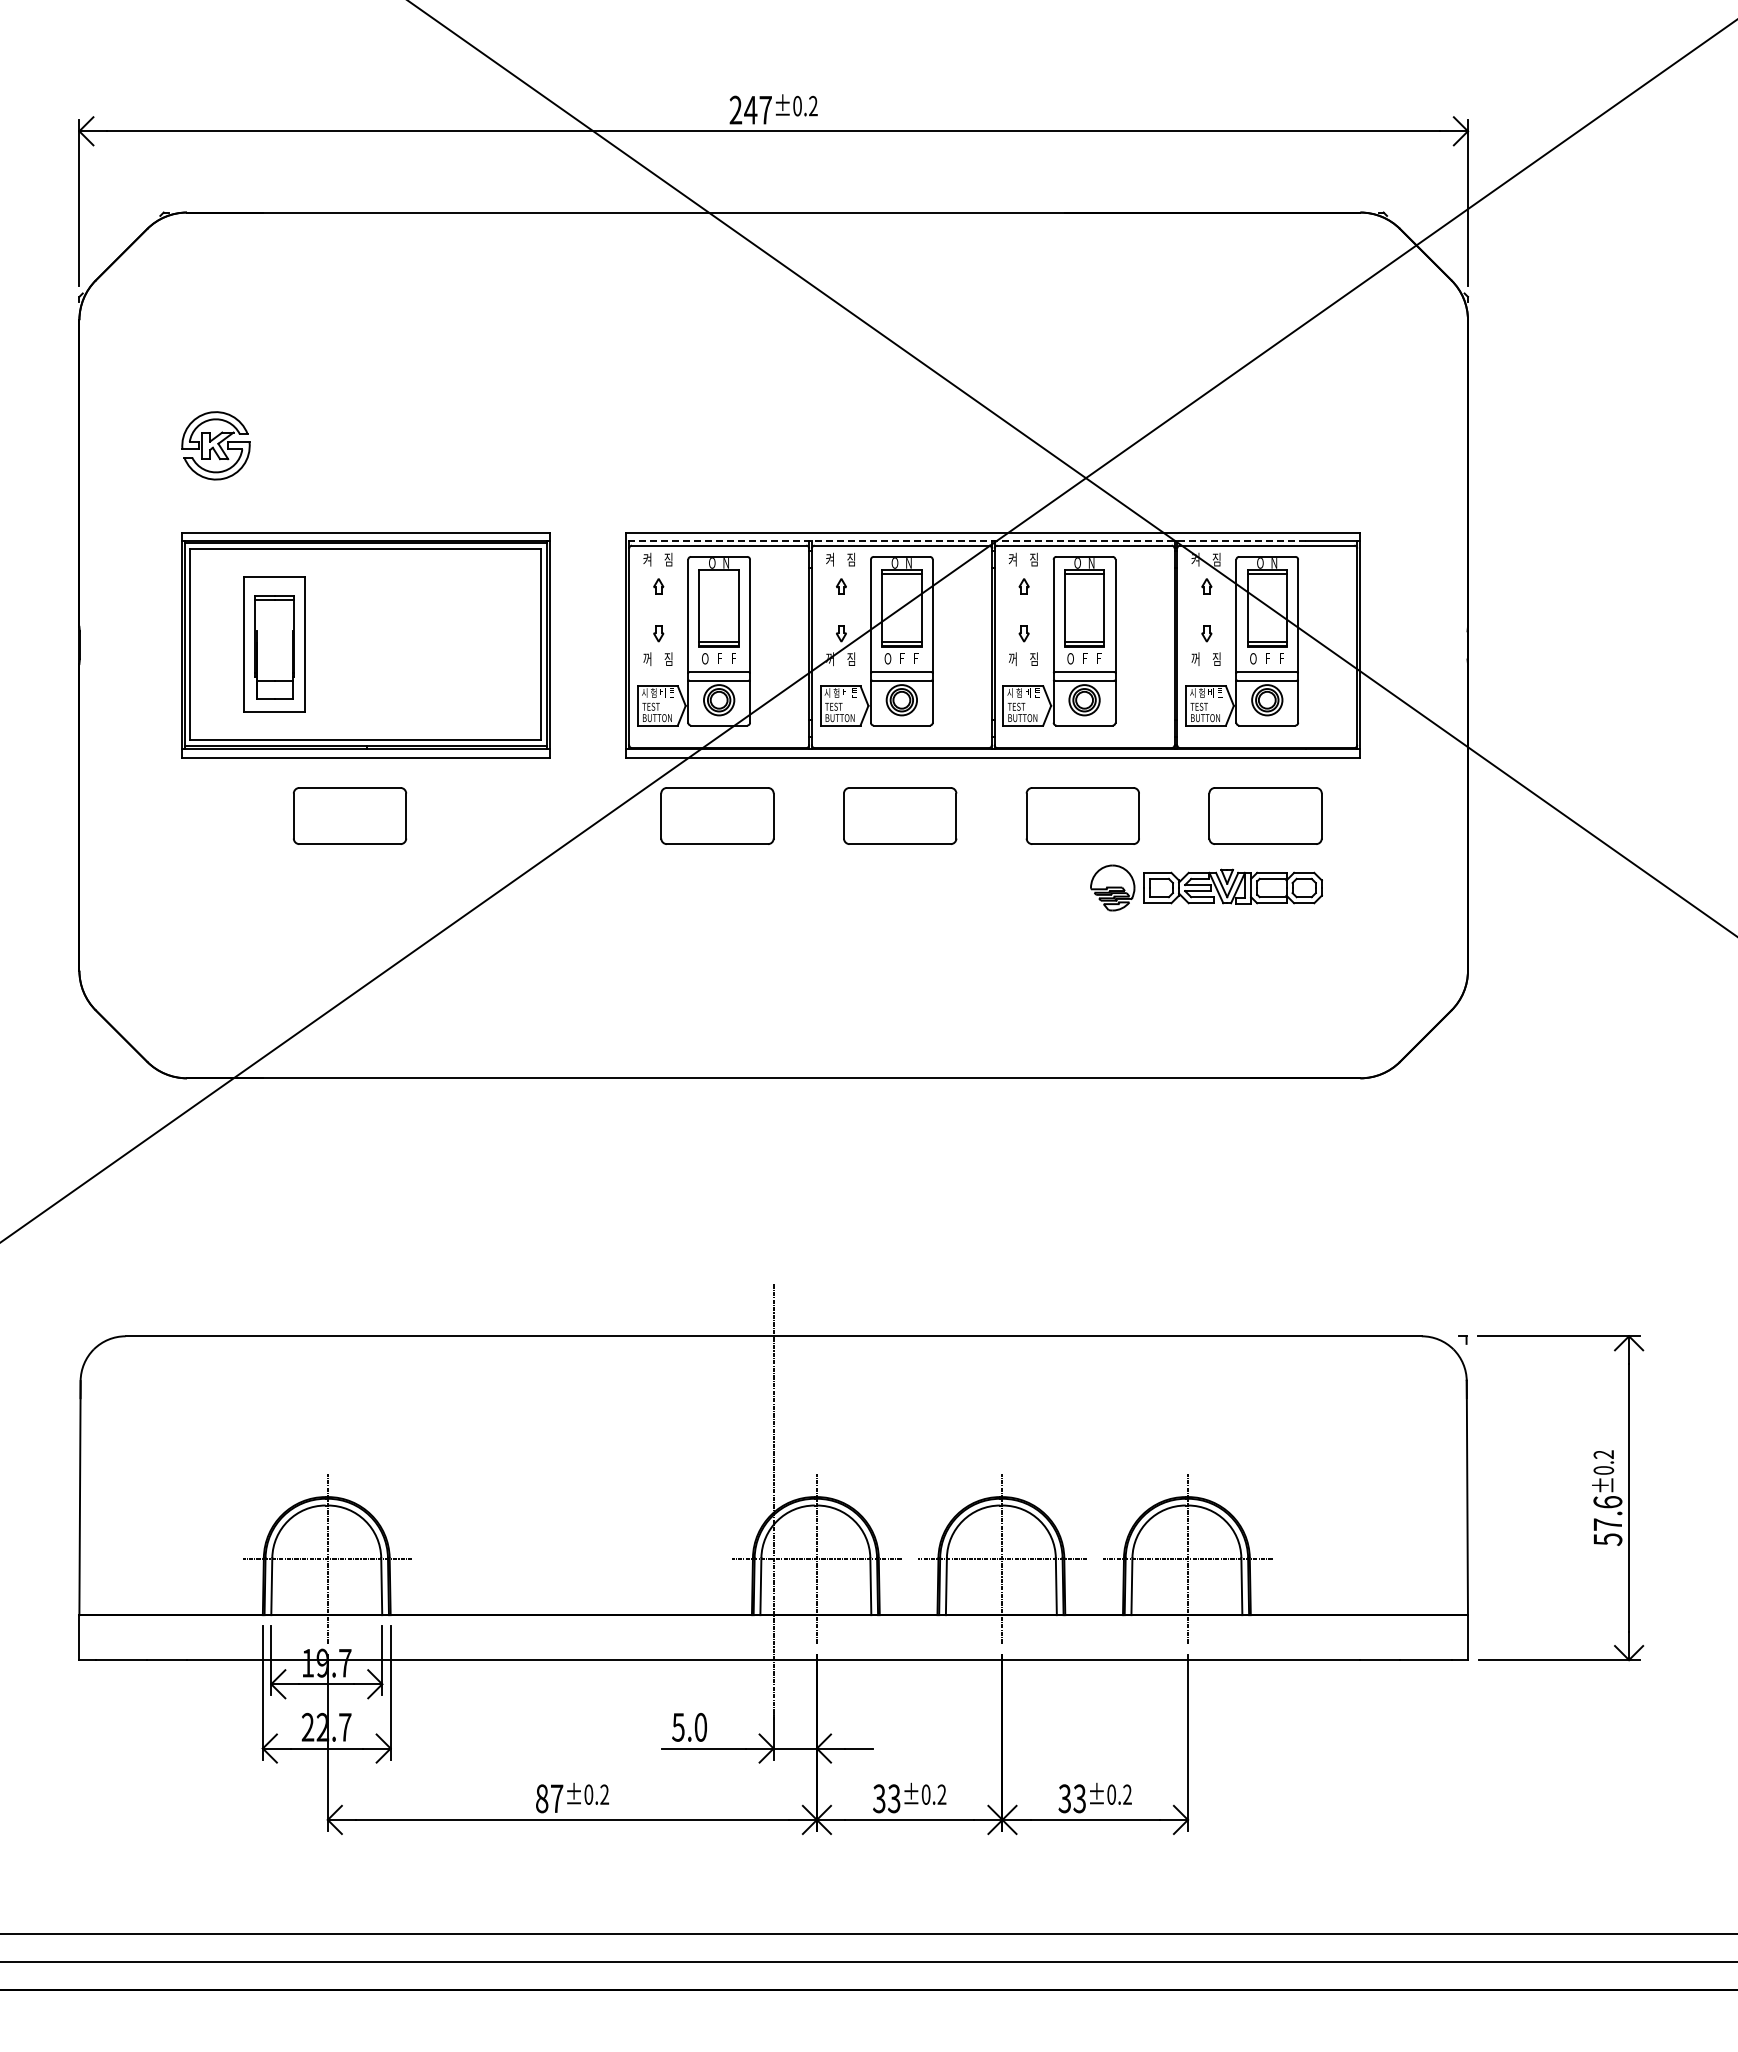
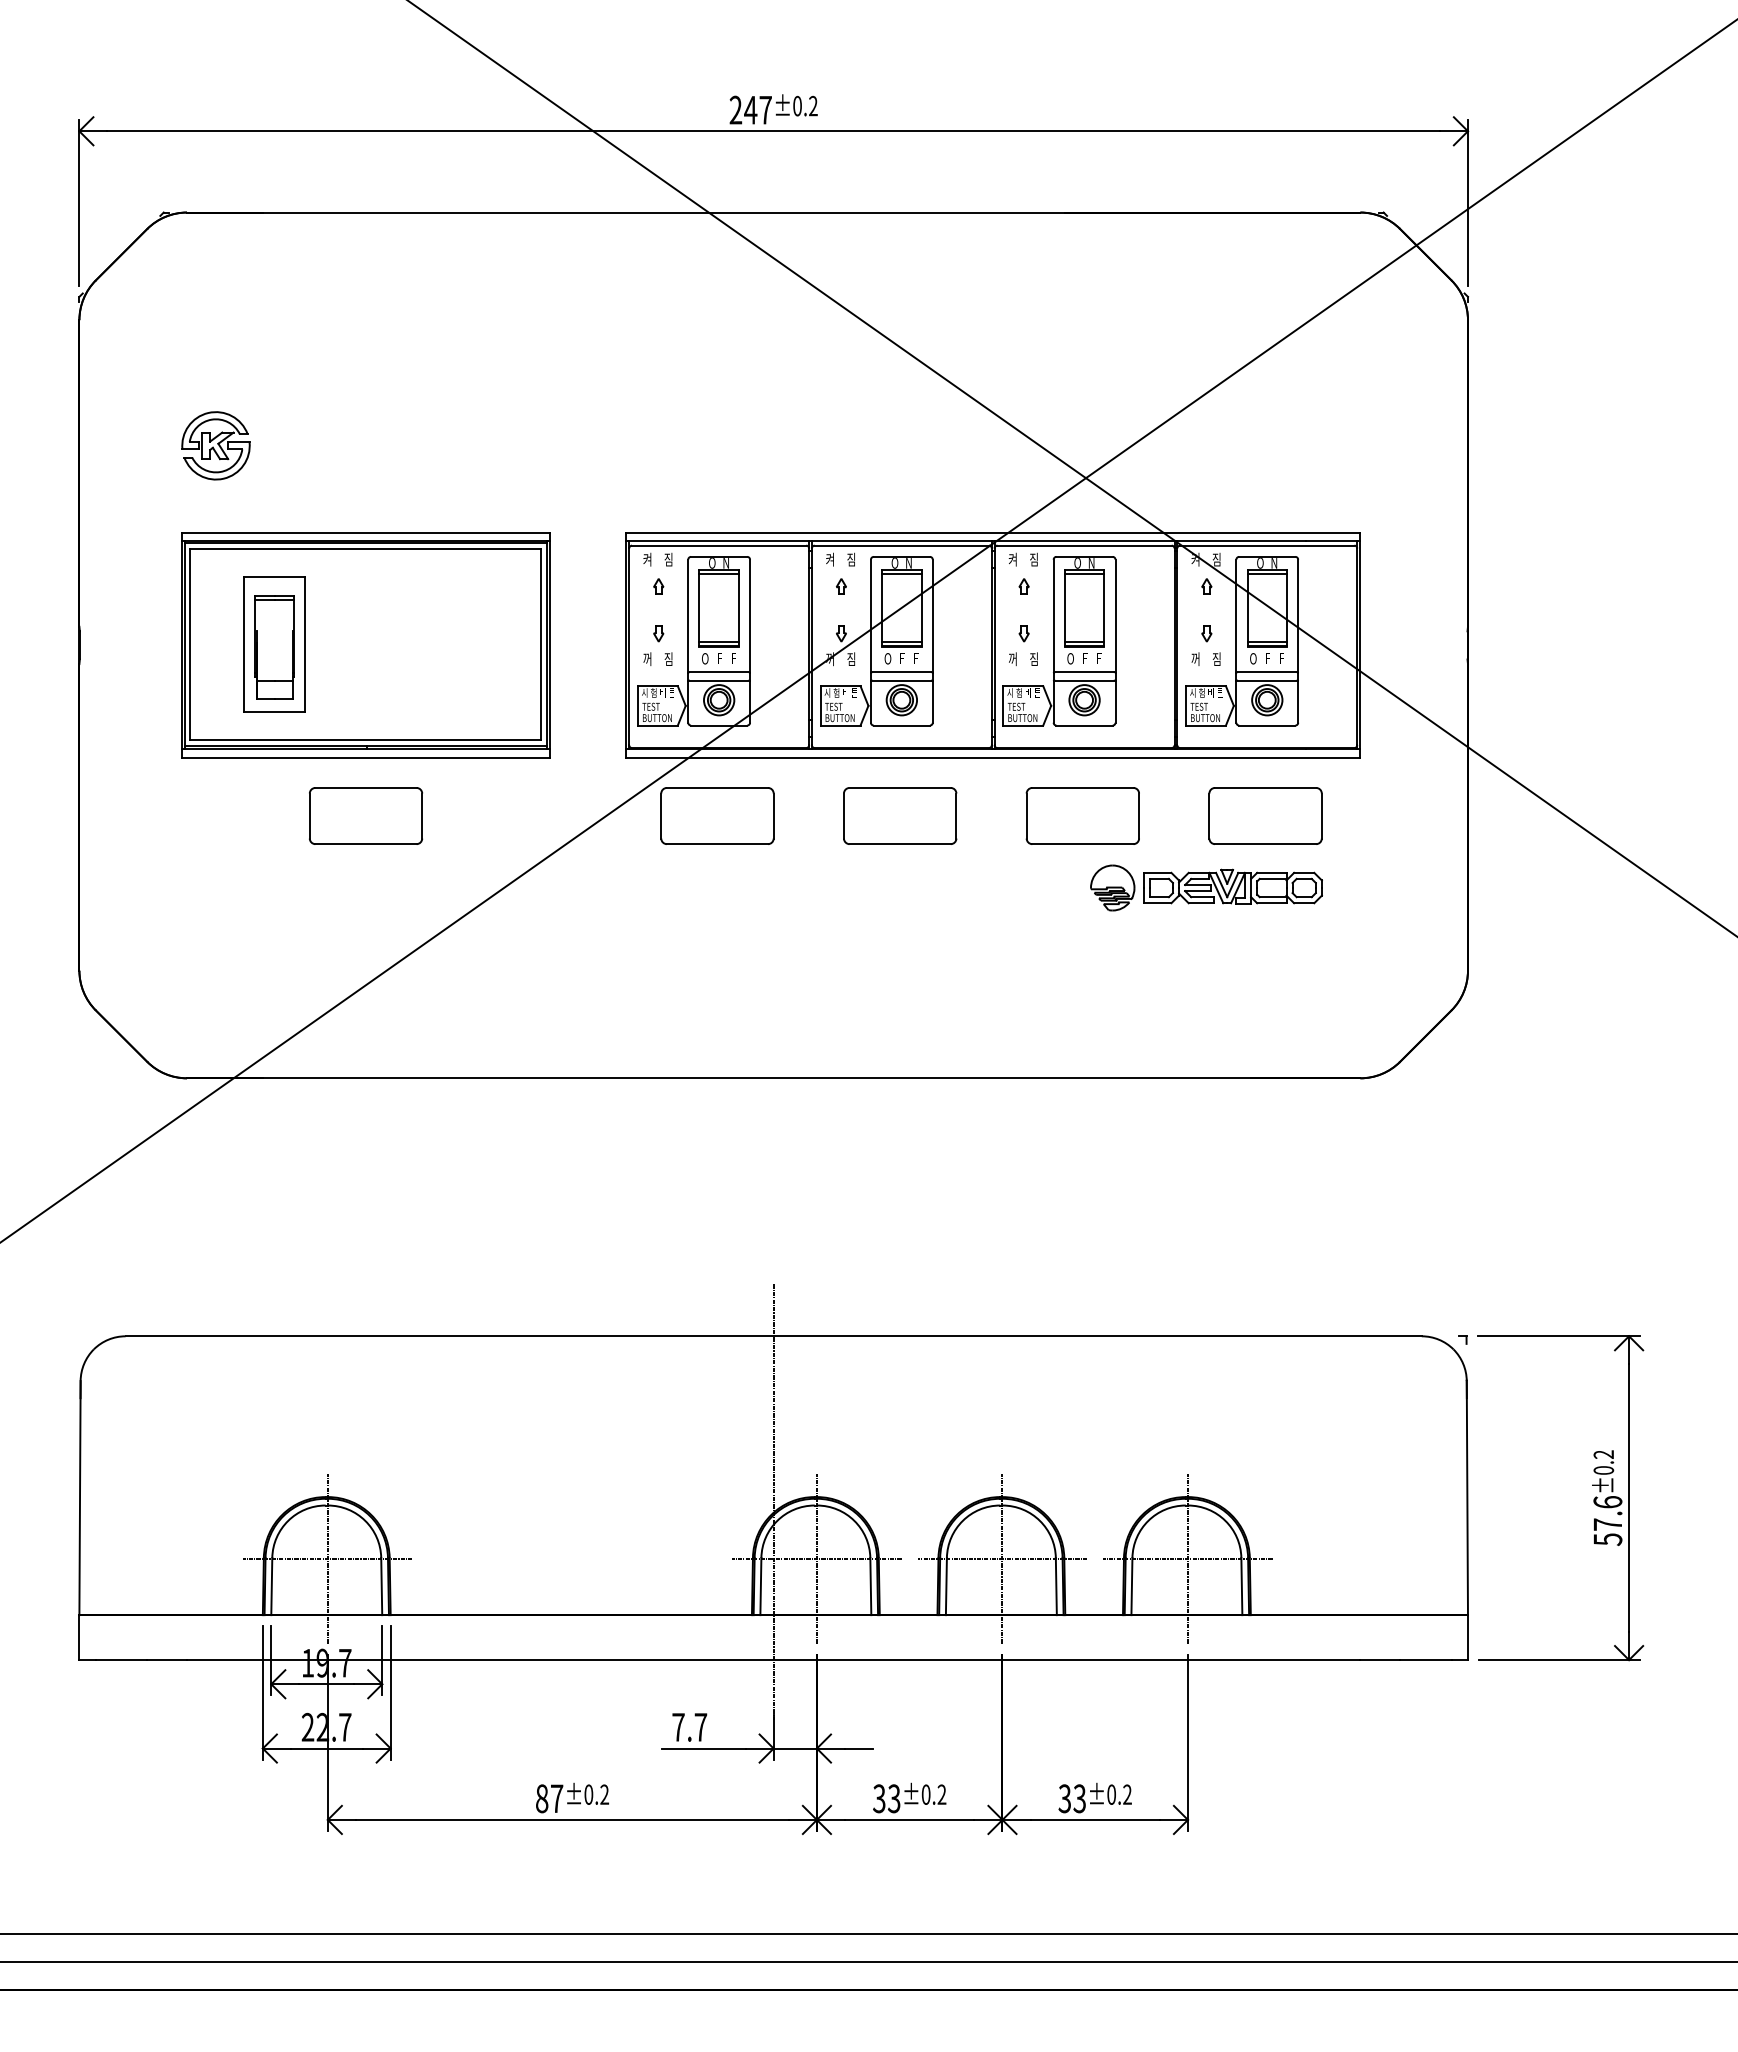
line: dashed -> solid (965, 541)
line: none -> present (718, 573)
part position: (350, 815) -> (366, 815) (366, 815)
text: 5.0 -> 7.7 (689, 1727)
